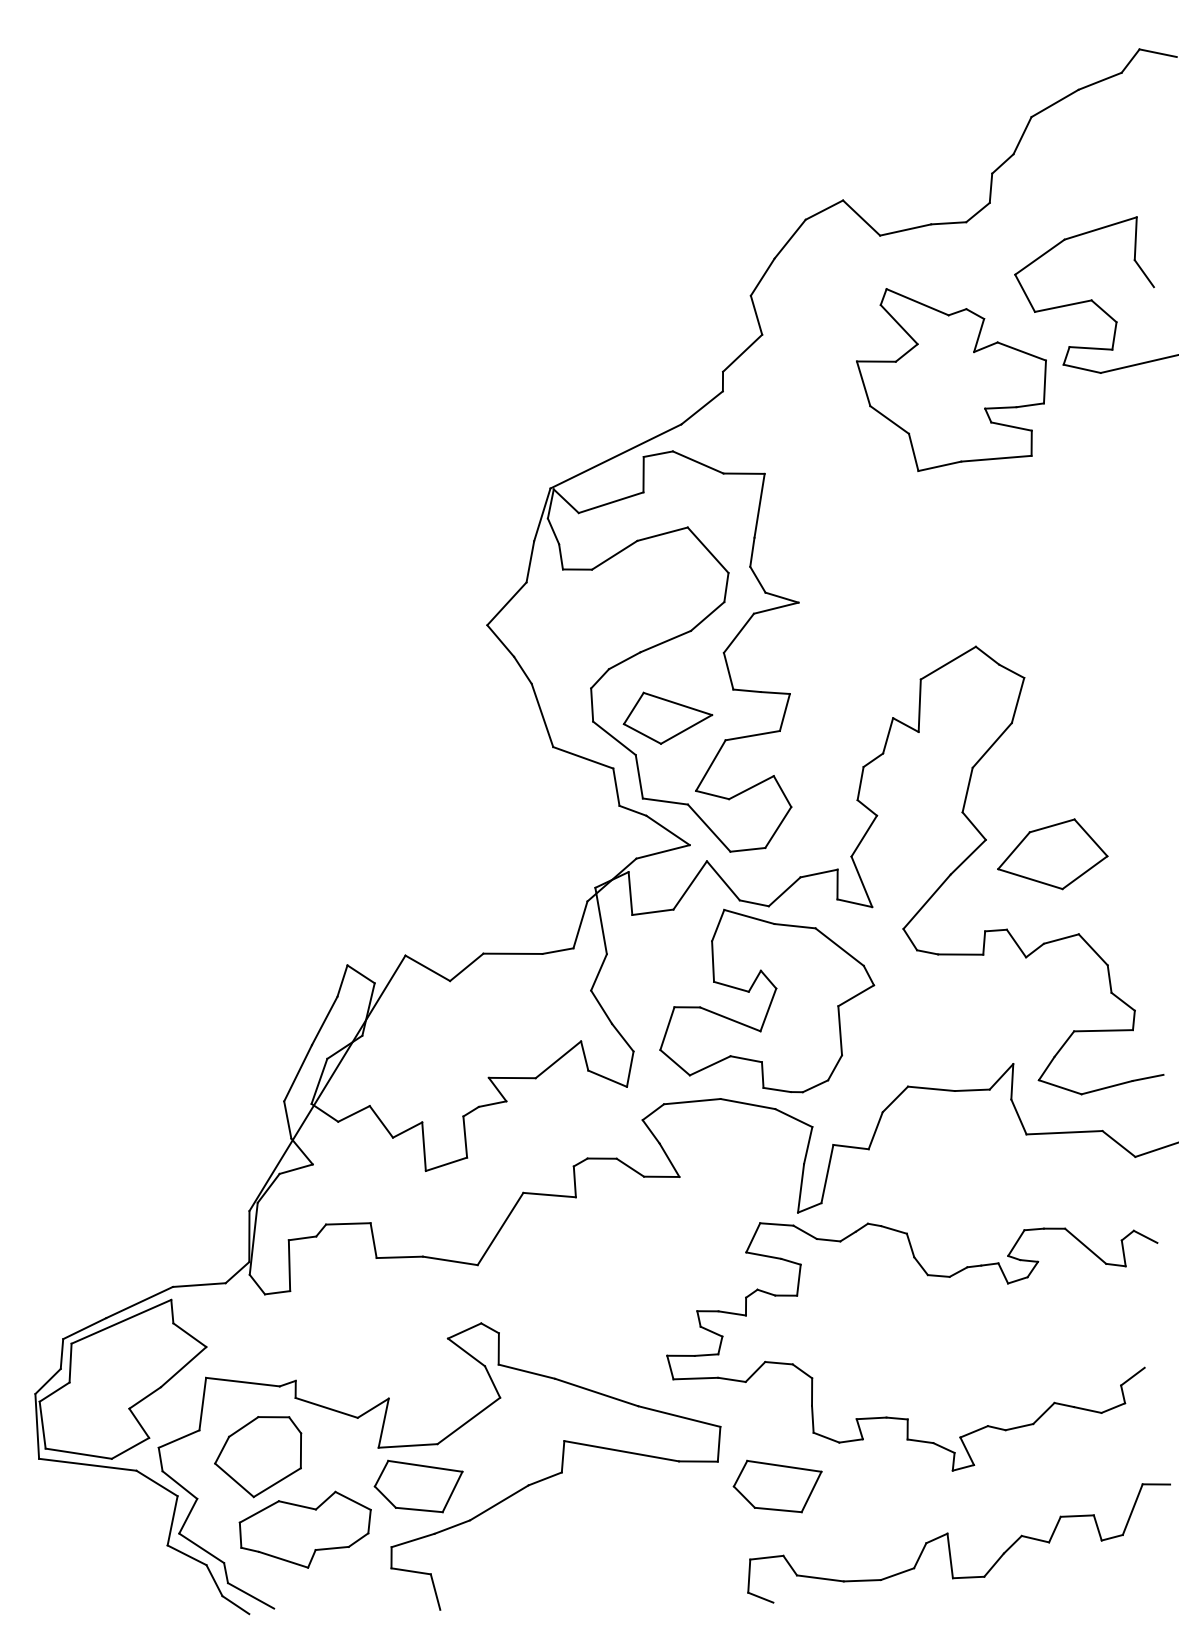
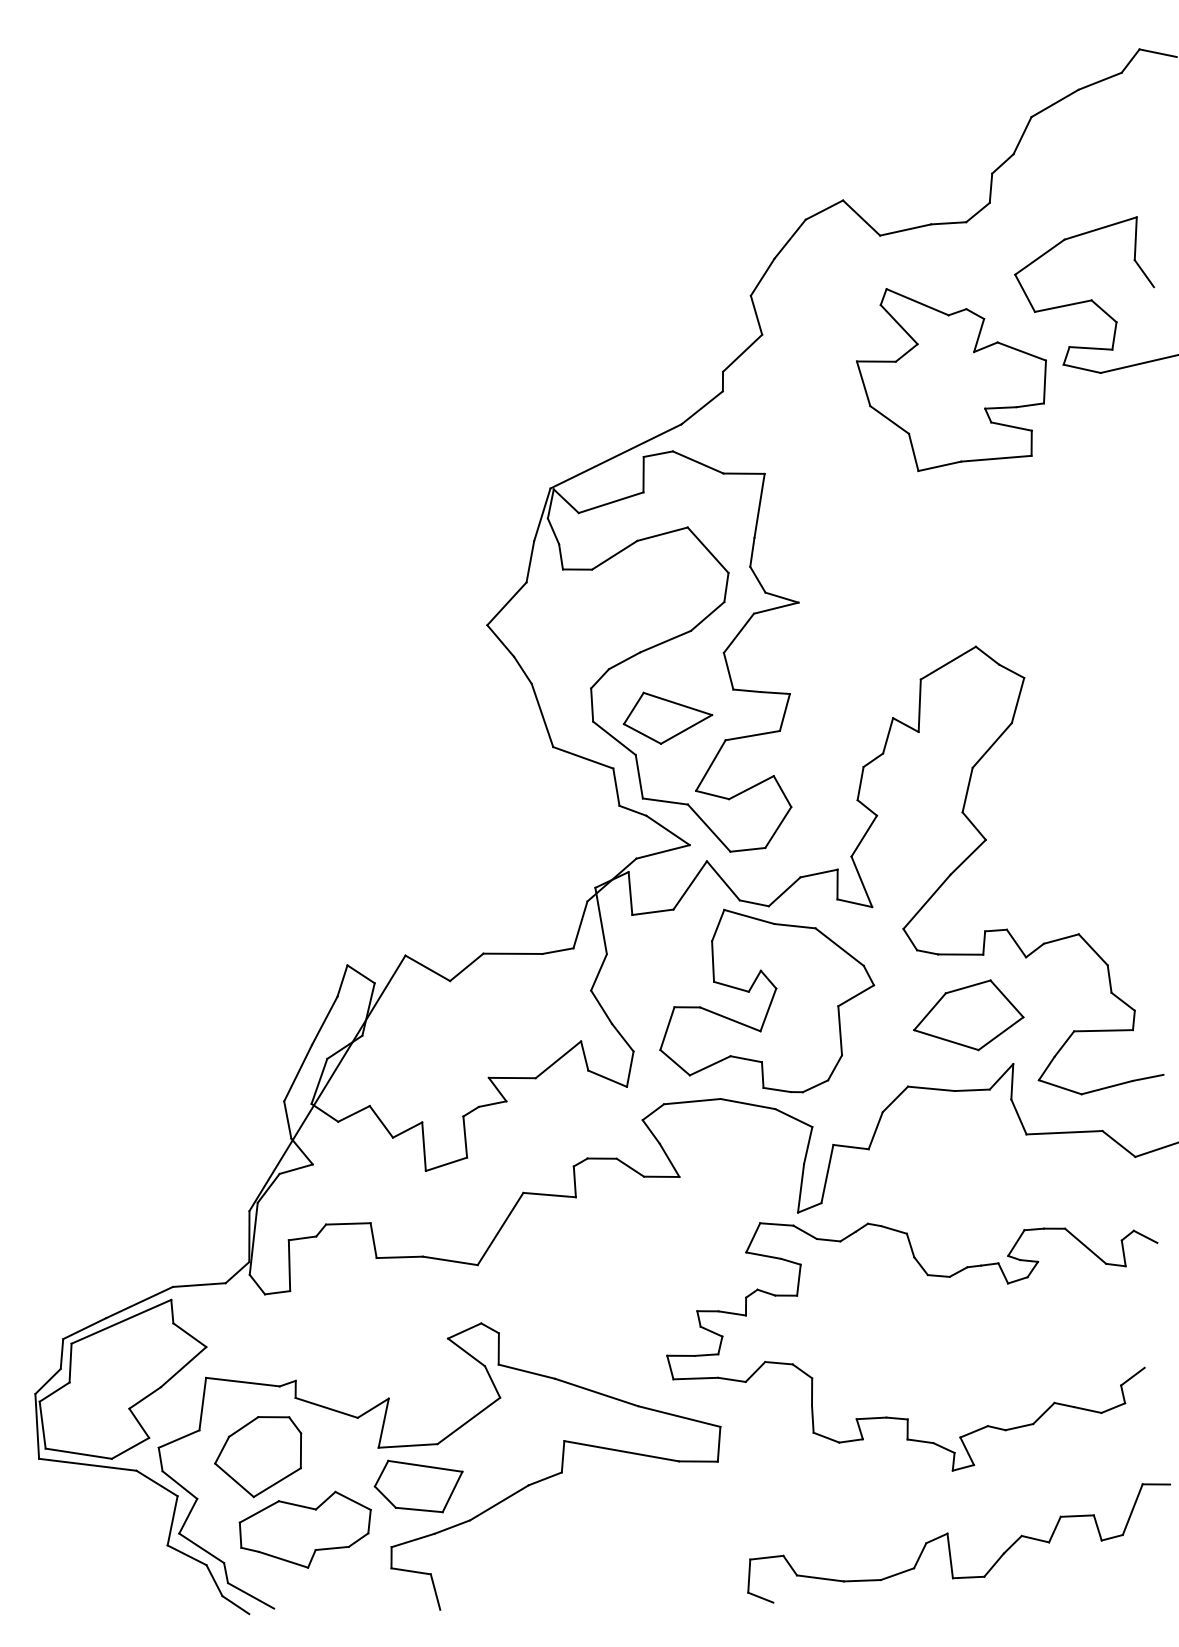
part position: (1052, 854) -> (968, 1015) (968, 1015)
part: present -> none (777, 1486)
